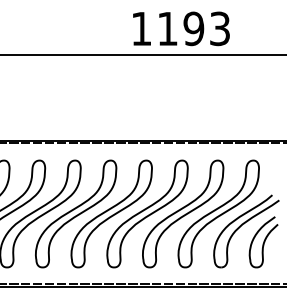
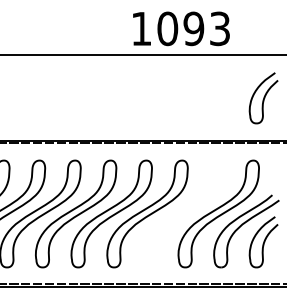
text: 1193 -> 1093 (167, 28)
part: none -> present (263, 98)
part: present -> none (183, 213)
